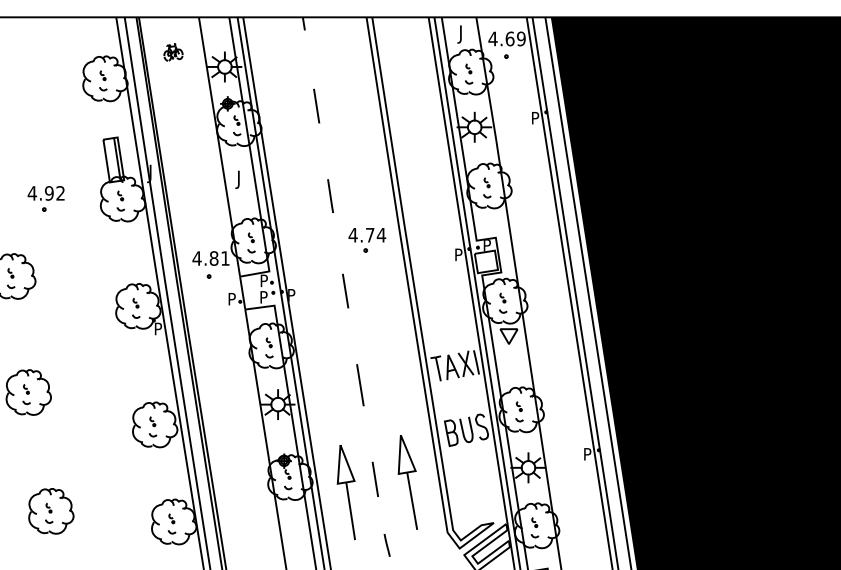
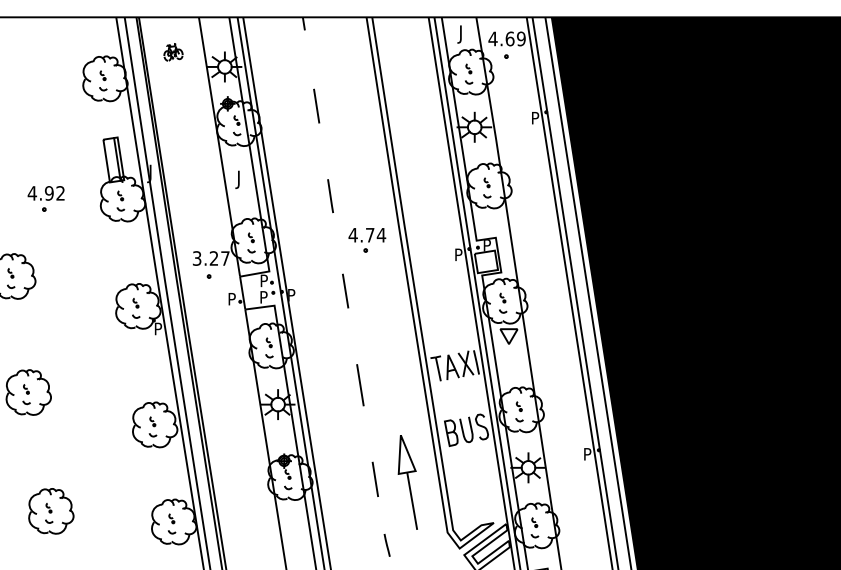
text: 4.81 -> 3.27 (210, 258)
part: present -> none (345, 492)
